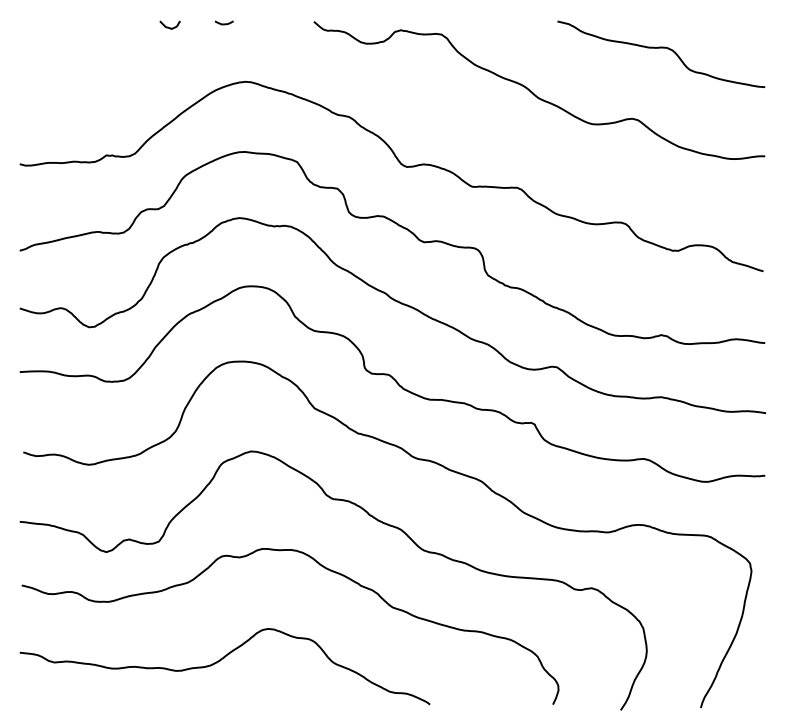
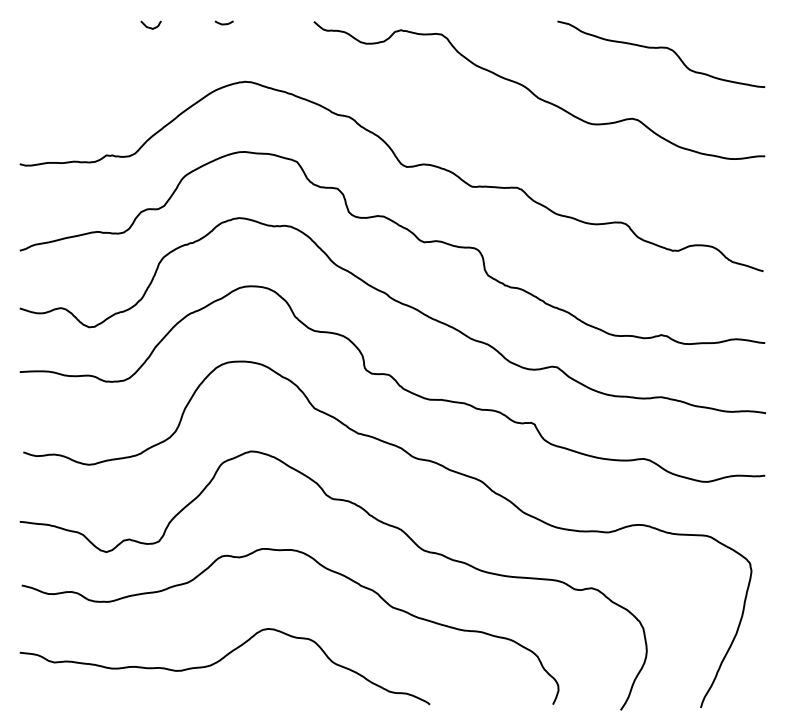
curve position: (168, 26) -> (149, 26) (149, 26)
